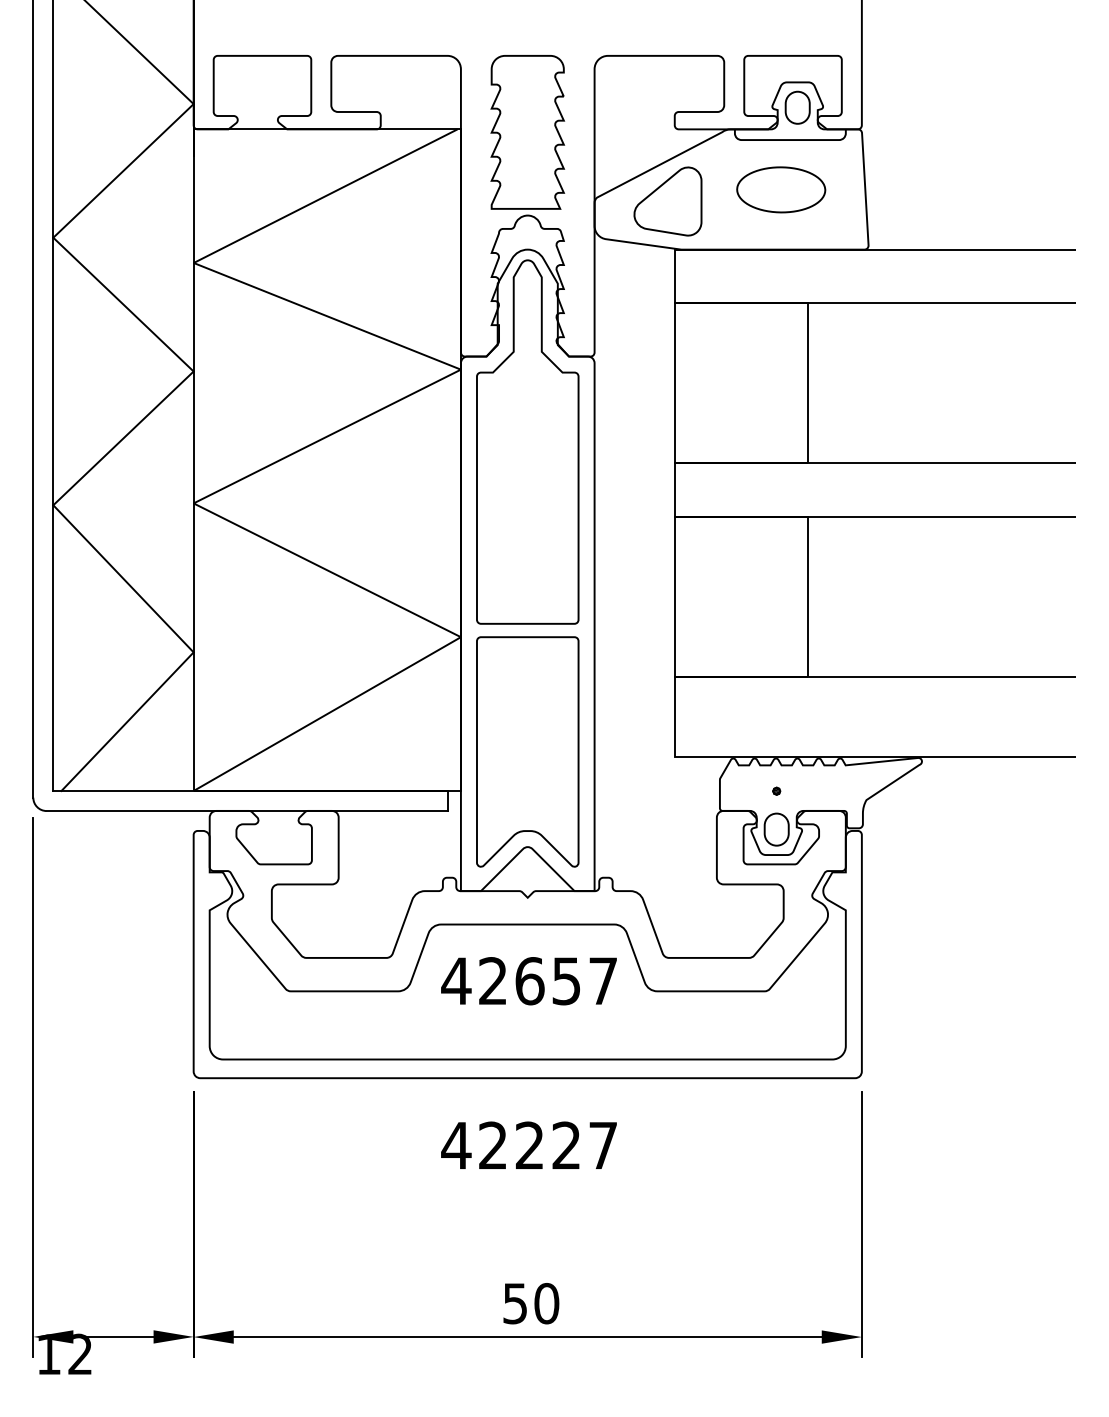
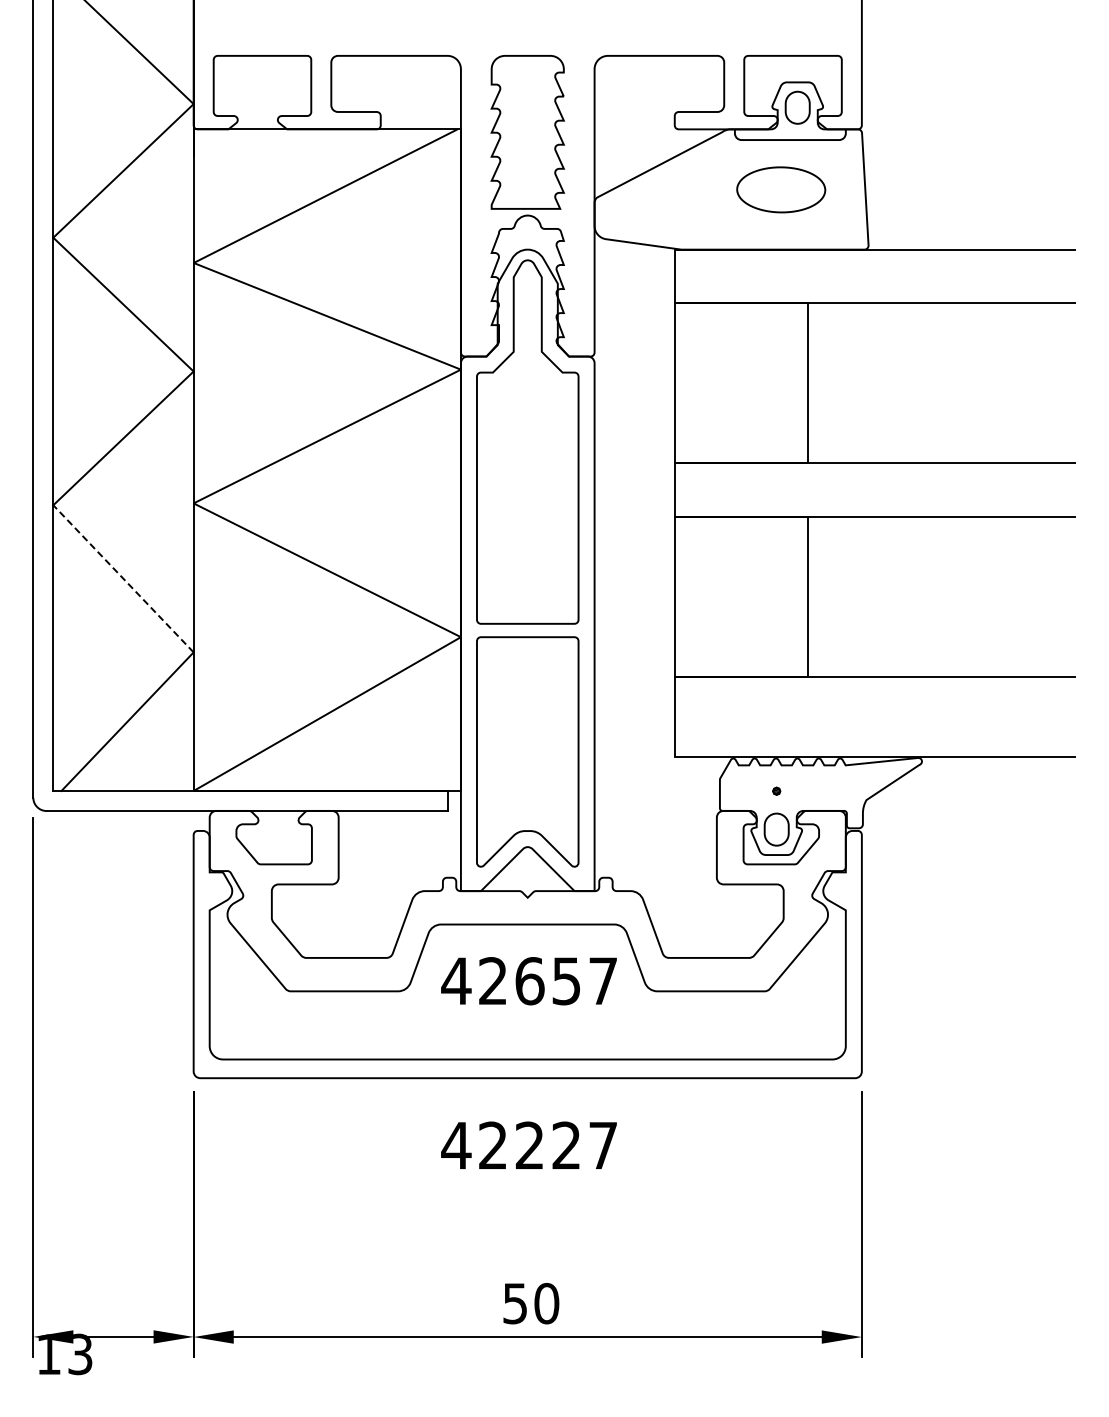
part: present -> none (667, 201)
line: solid -> dashed (123, 578)
text: 12 -> 13 (80, 1354)
